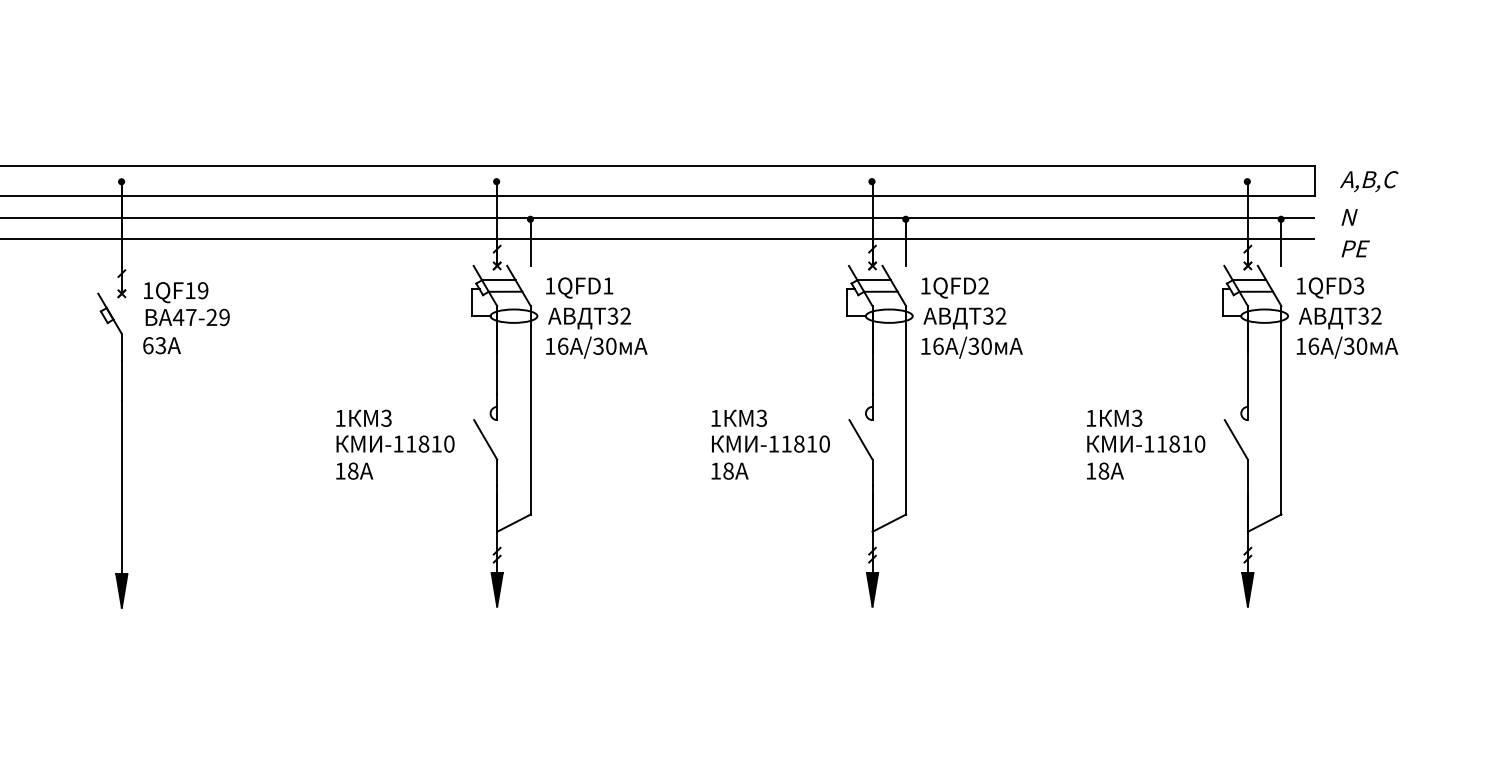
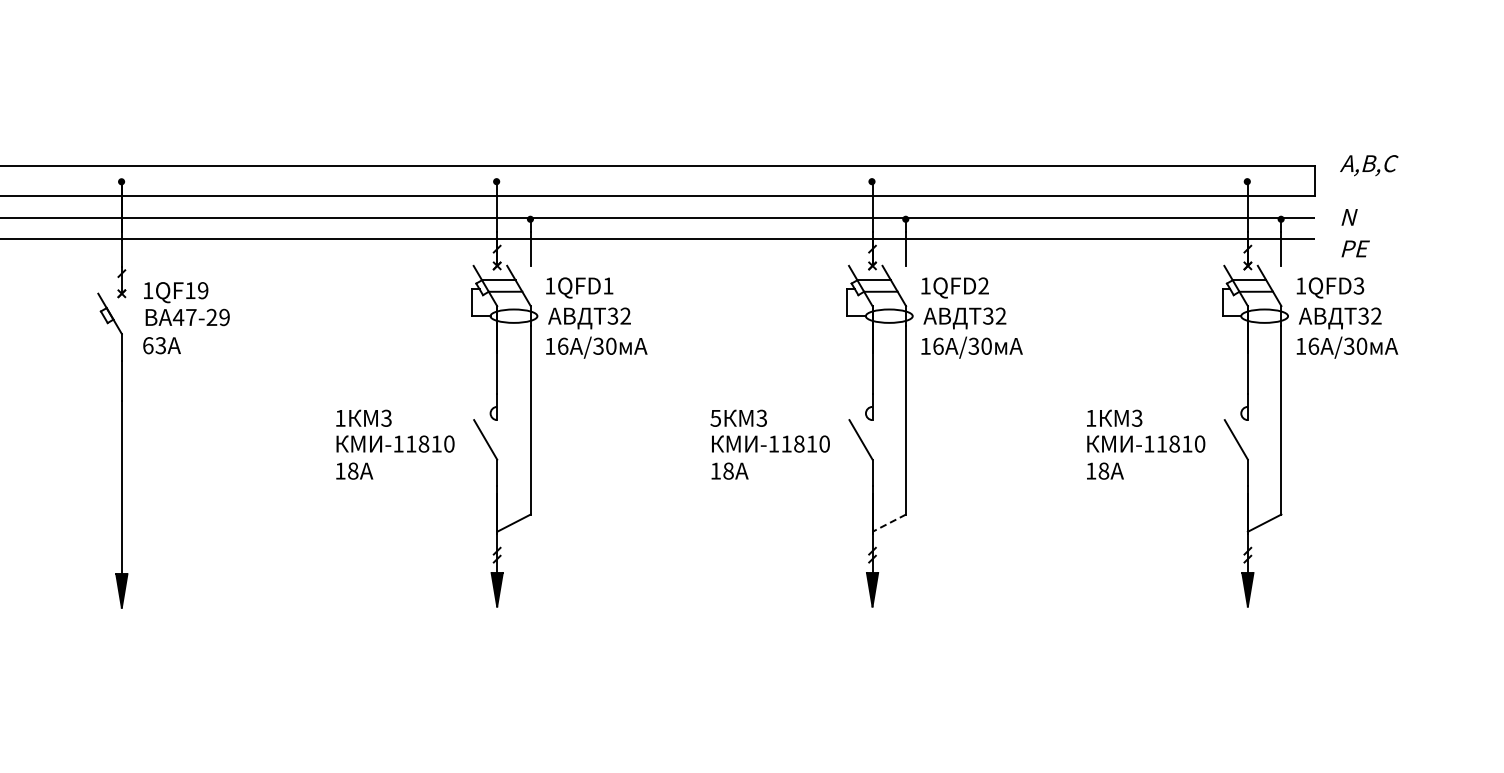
text position: (1369, 181) -> (1369, 165) (1369, 165)
text: 1 -> 5 (715, 418)
line: solid -> dashed (889, 523)
